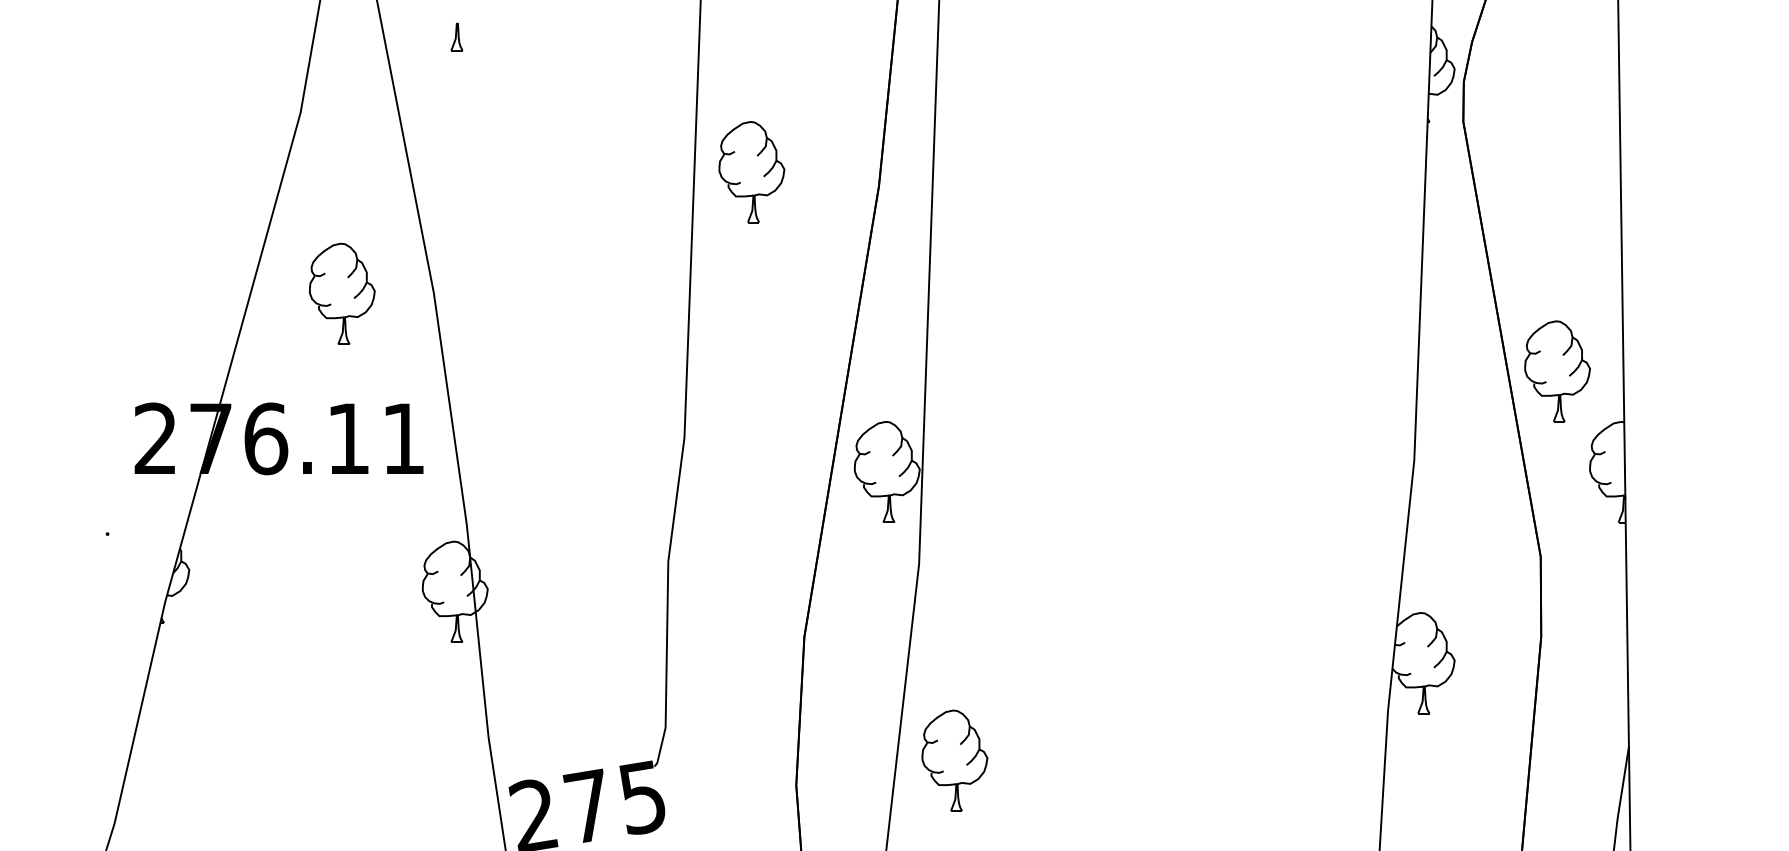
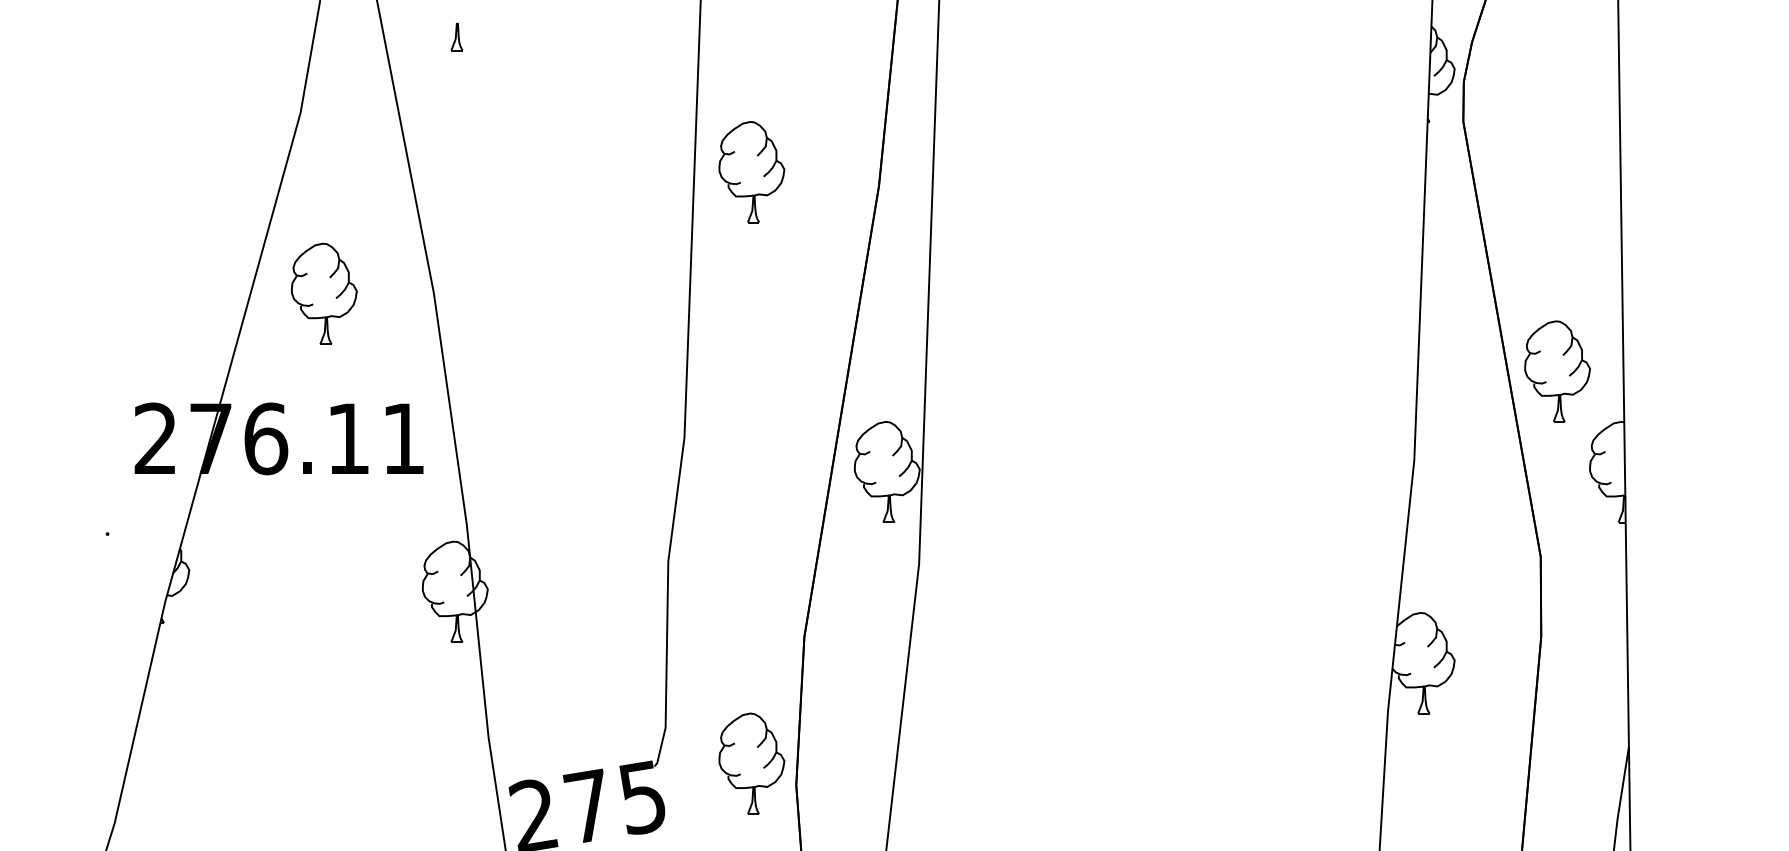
part position: (342, 293) -> (324, 293) (324, 293)
part position: (954, 760) -> (751, 763) (751, 763)
